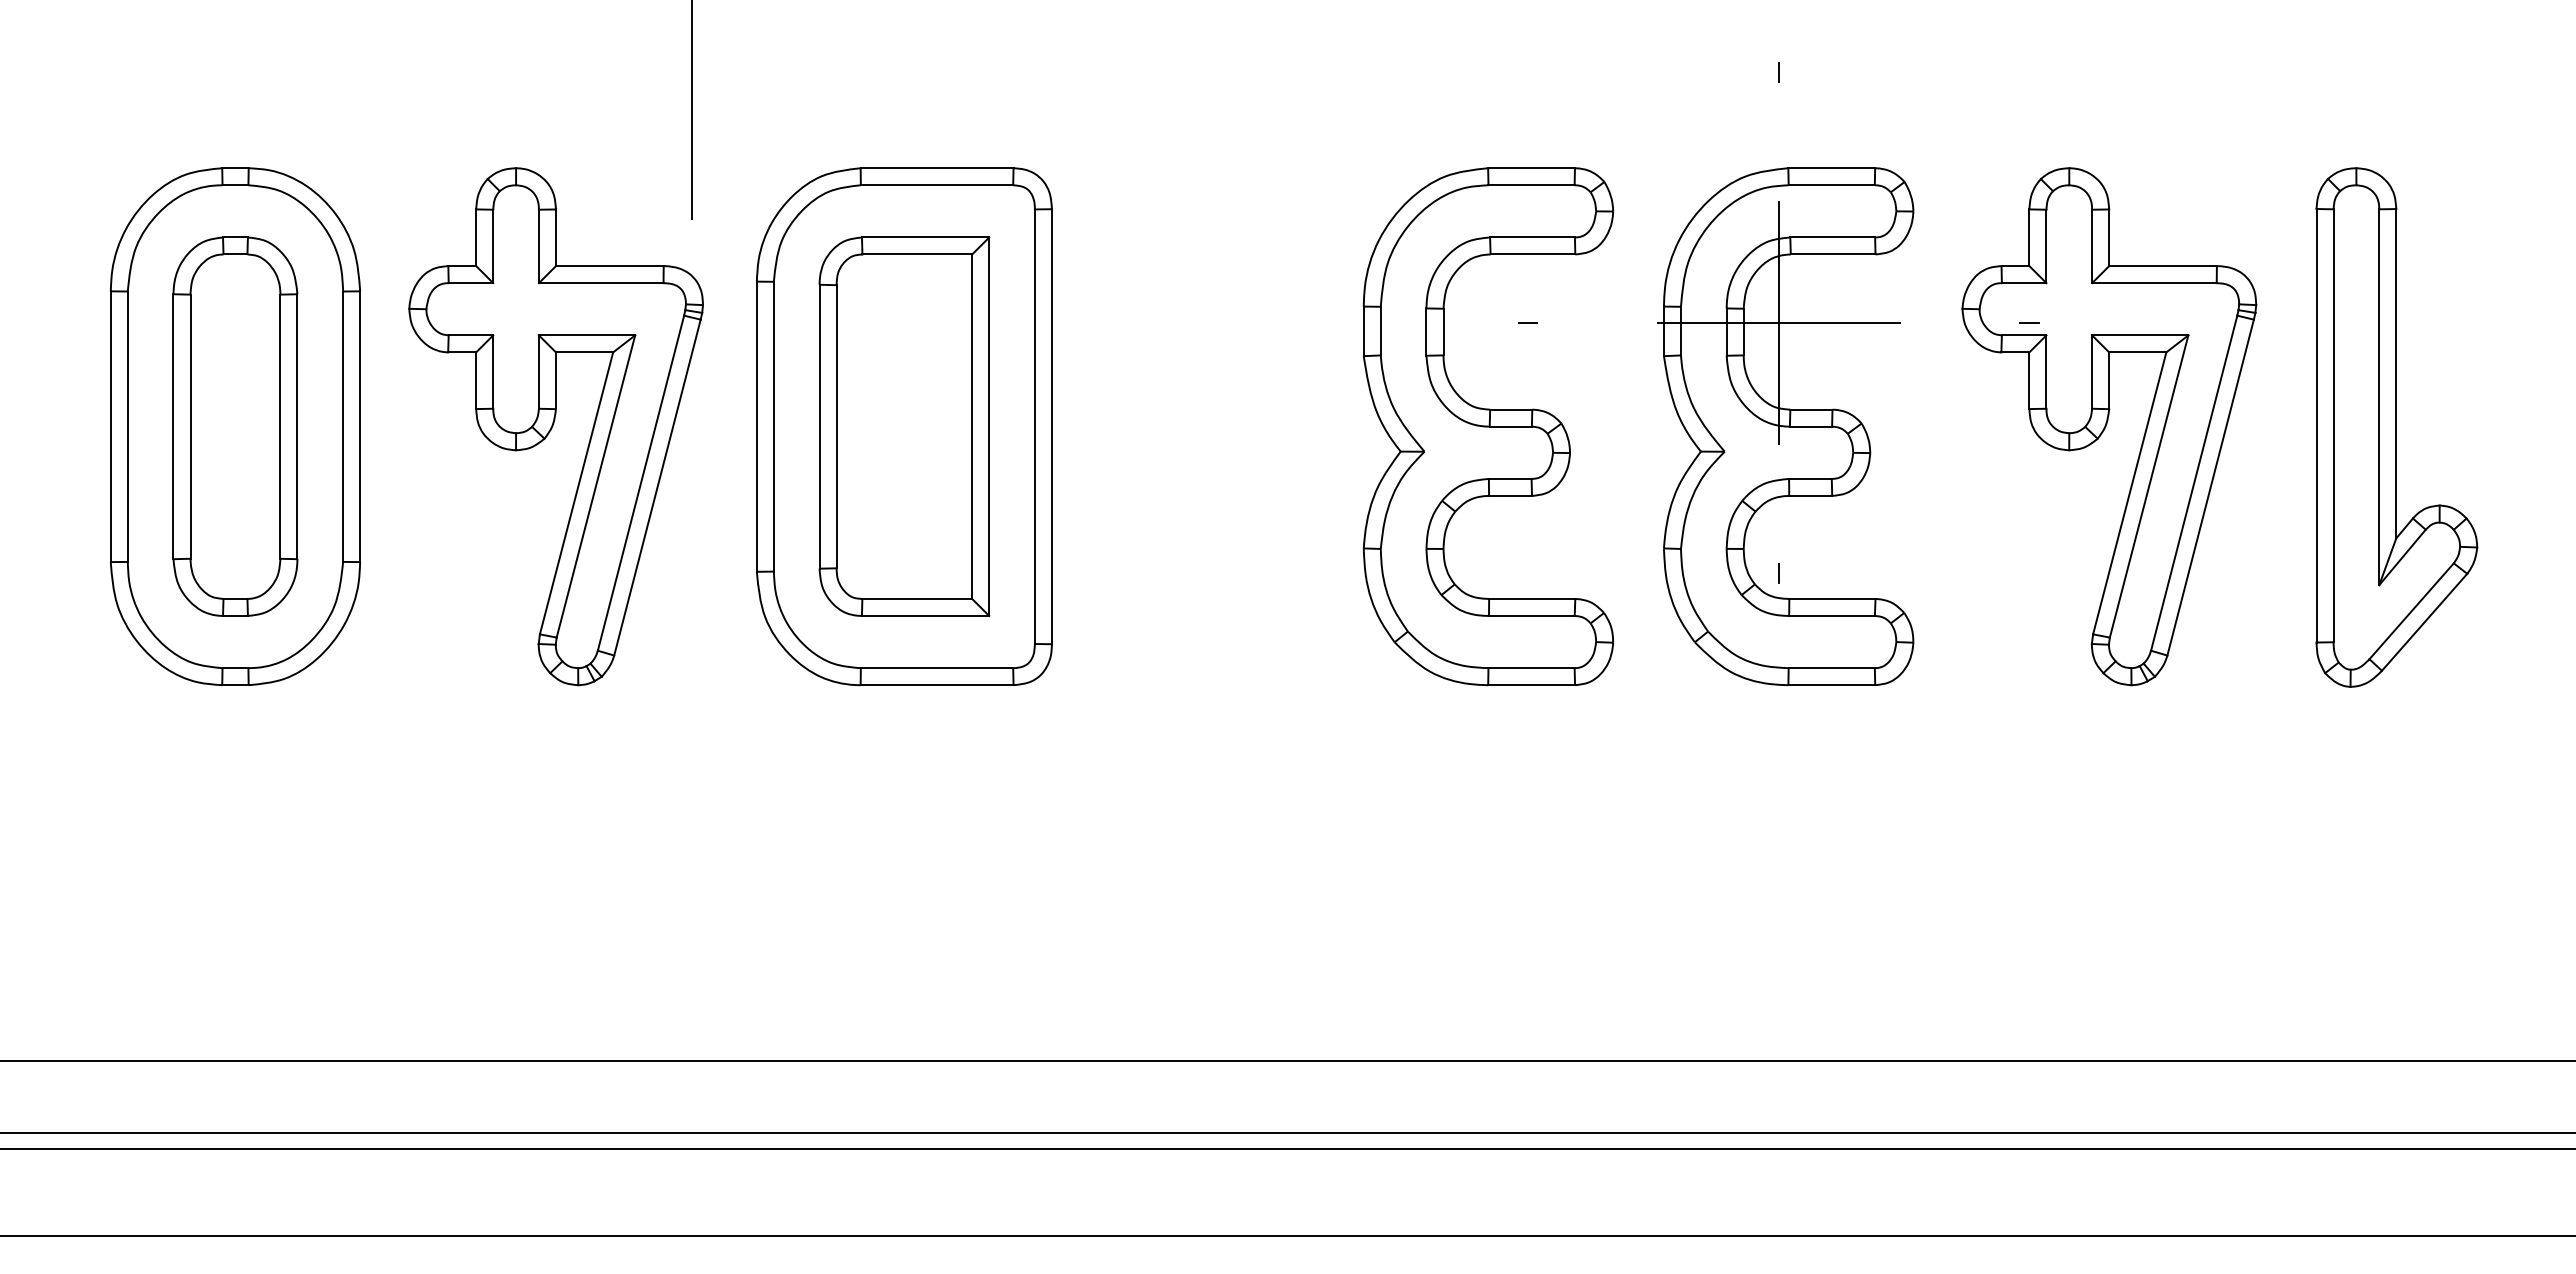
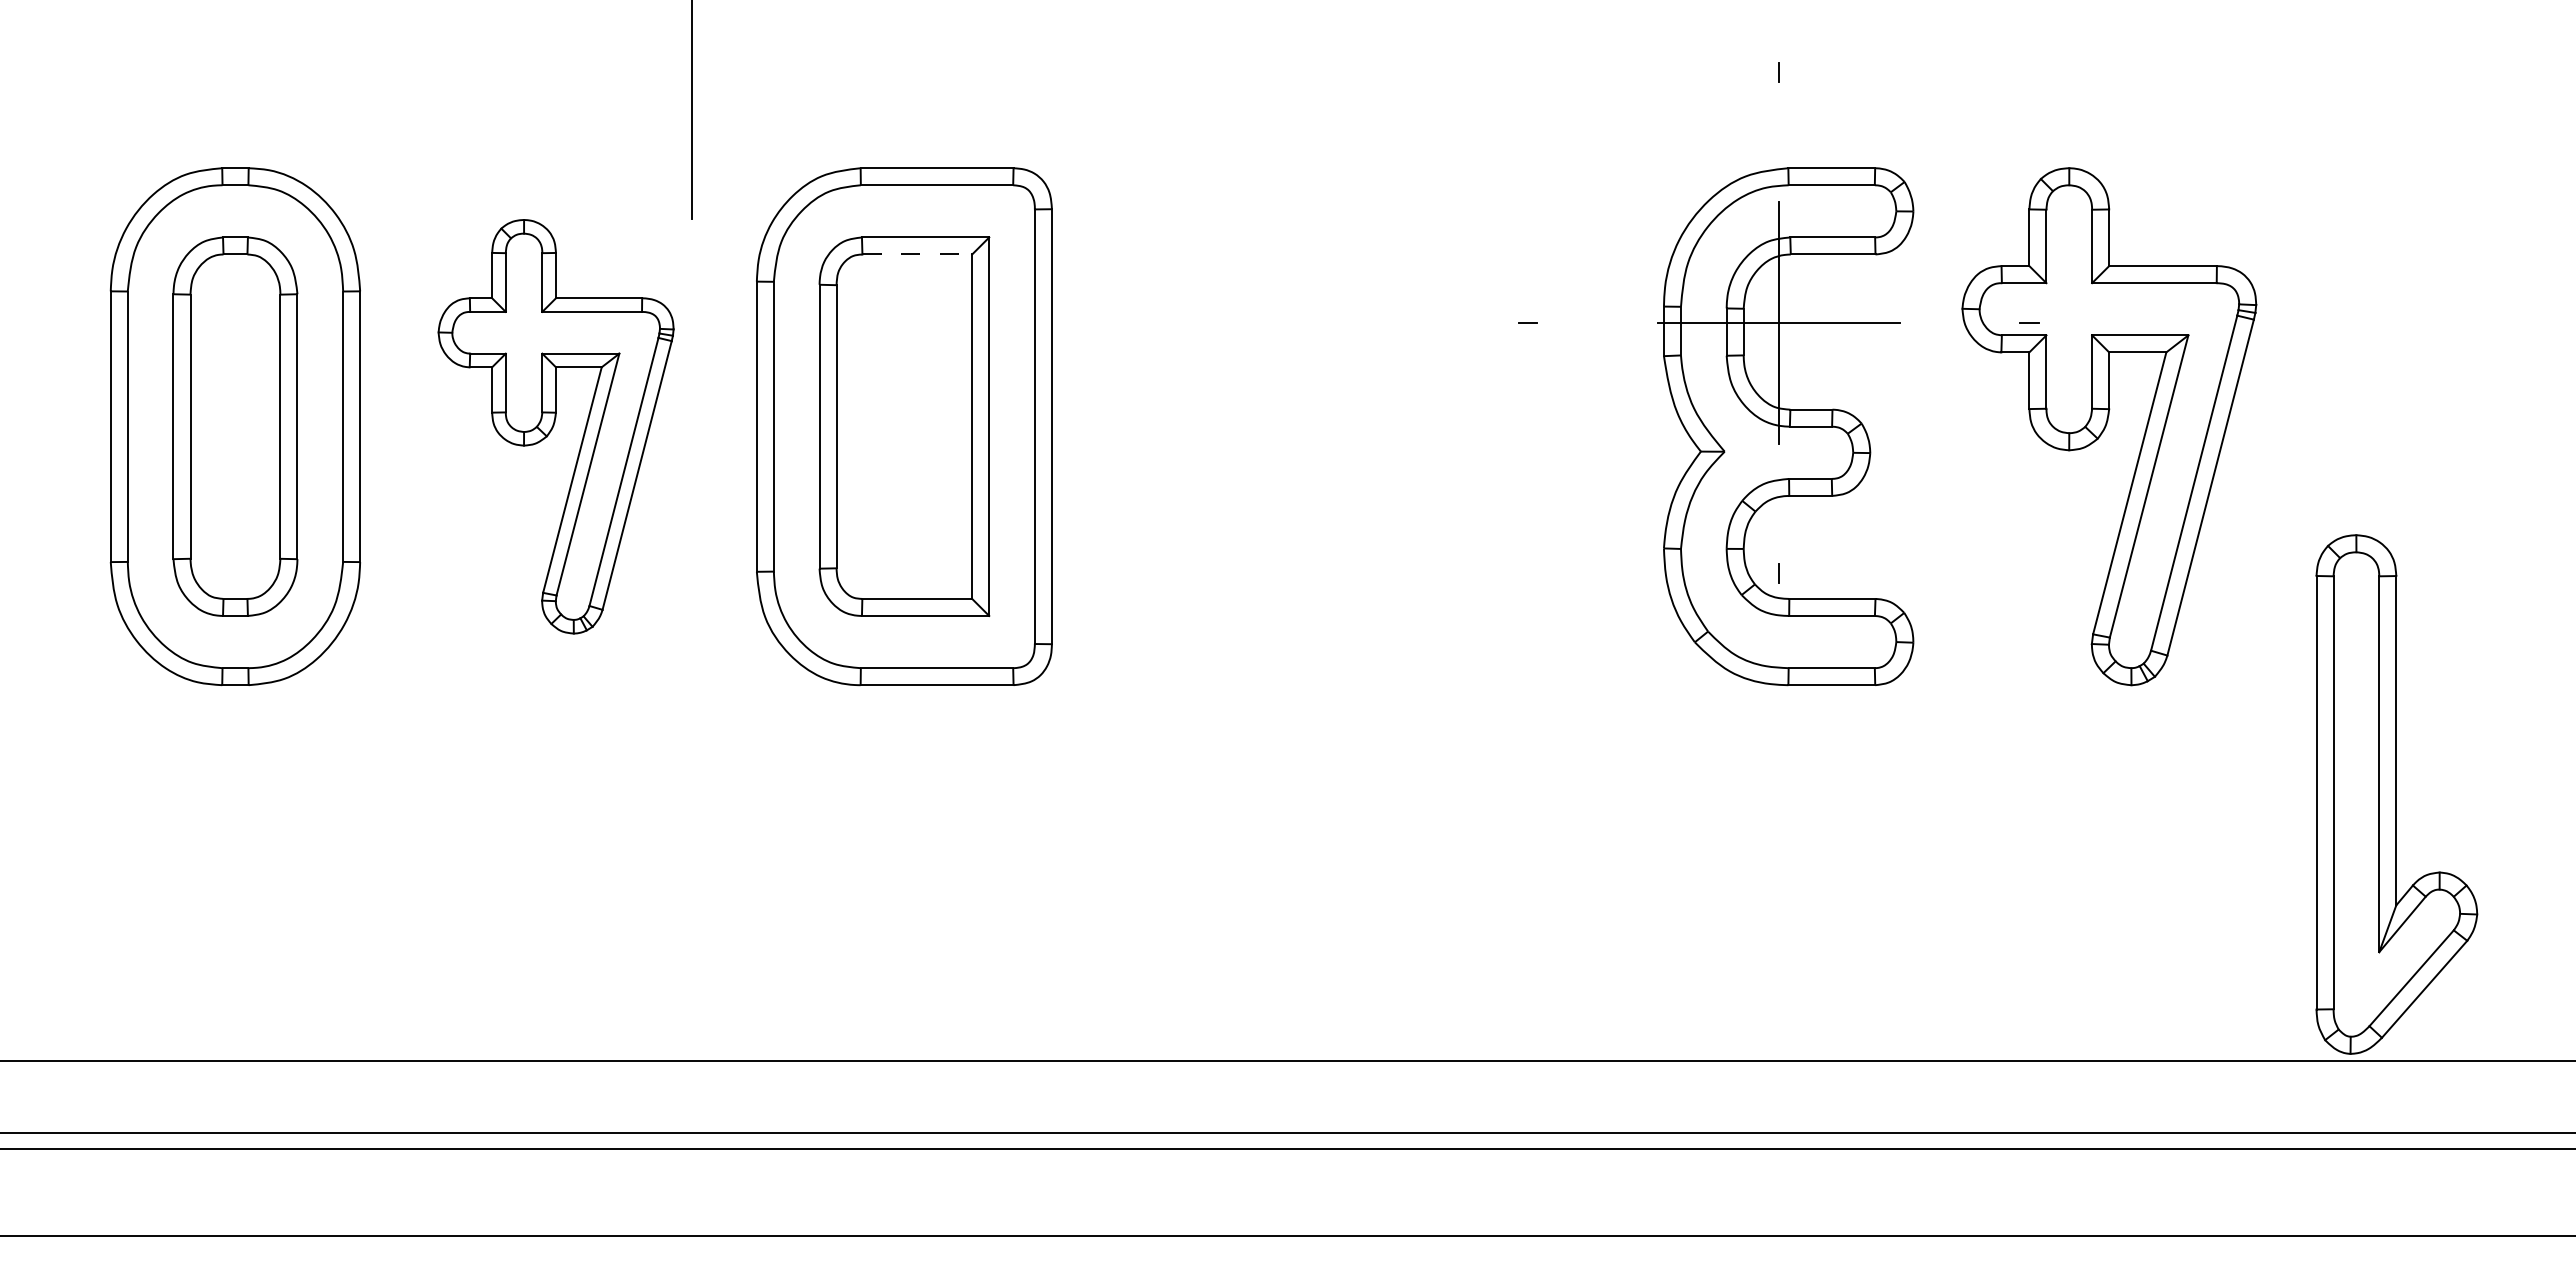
line: solid -> dashed (917, 254)
part size: 296x520 px -> 238x416 px (555, 426)
part: present -> none (1488, 426)
part position: (2396, 427) -> (2396, 794) (2396, 794)
